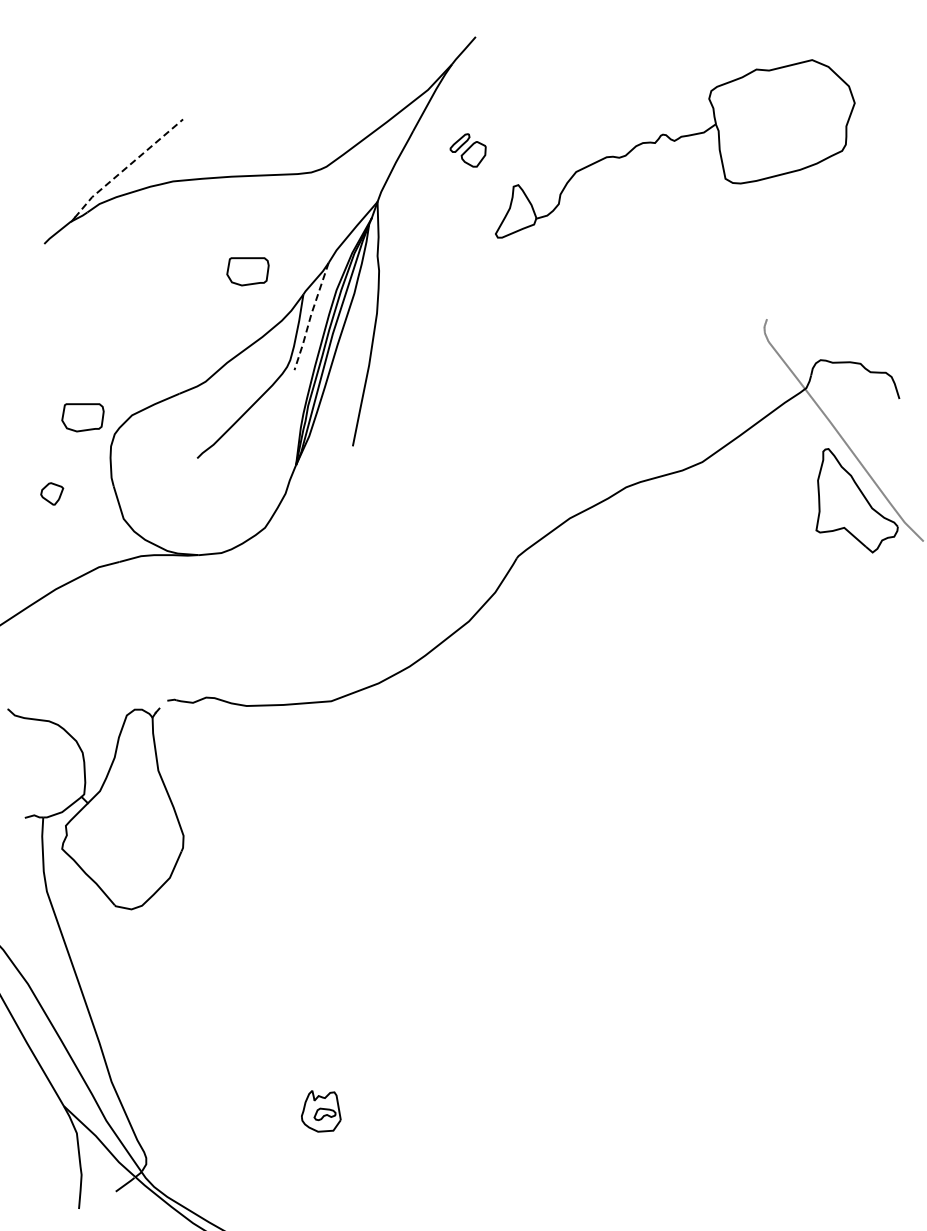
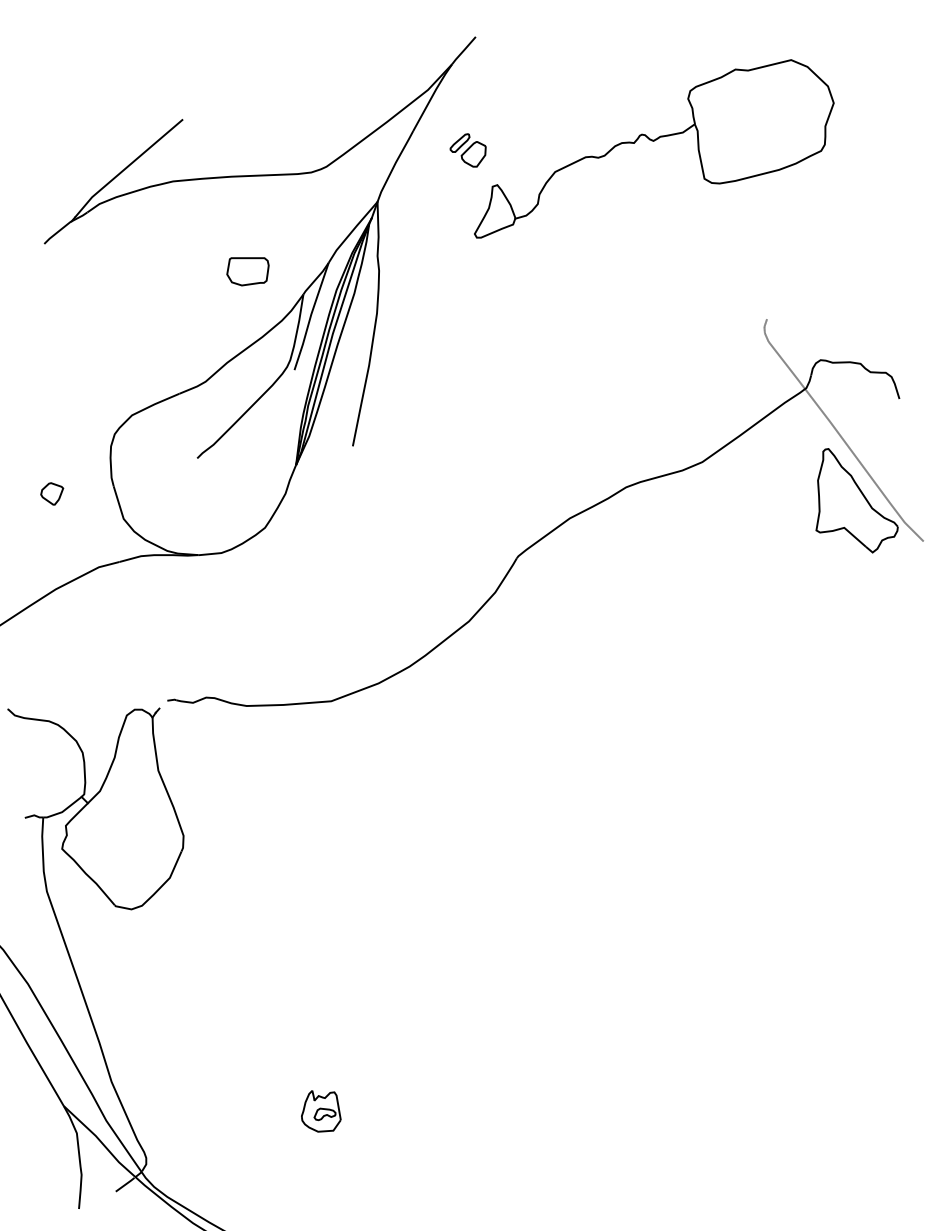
part position: (675, 141) -> (654, 141) (654, 141)
line: dashed -> solid (127, 167)
line: dashed -> solid (310, 317)
part: present -> none (82, 417)
